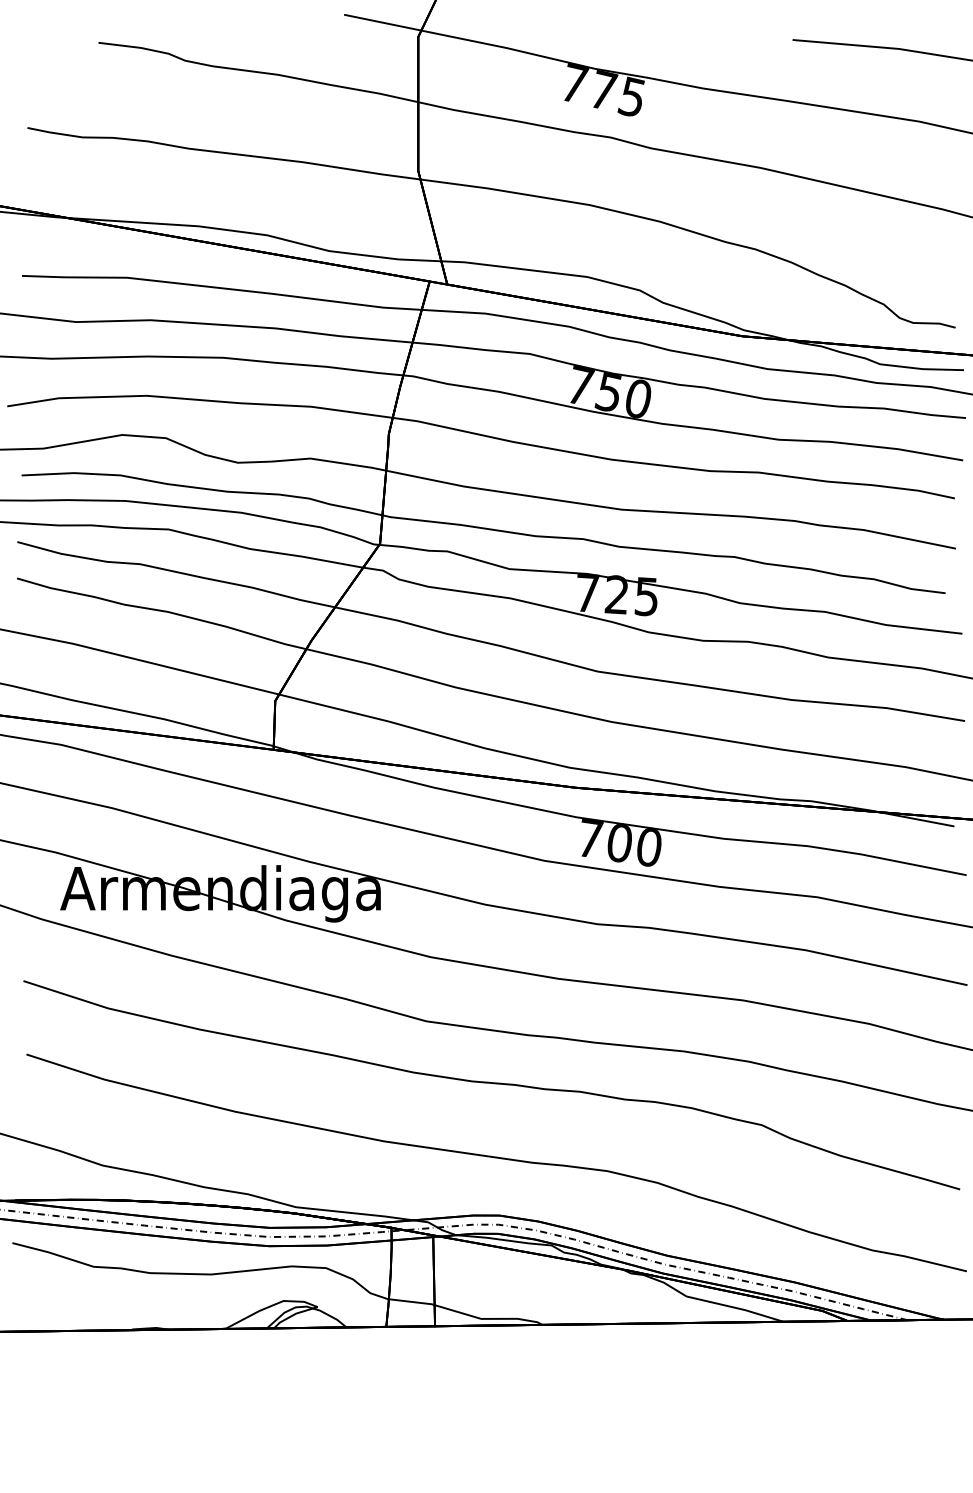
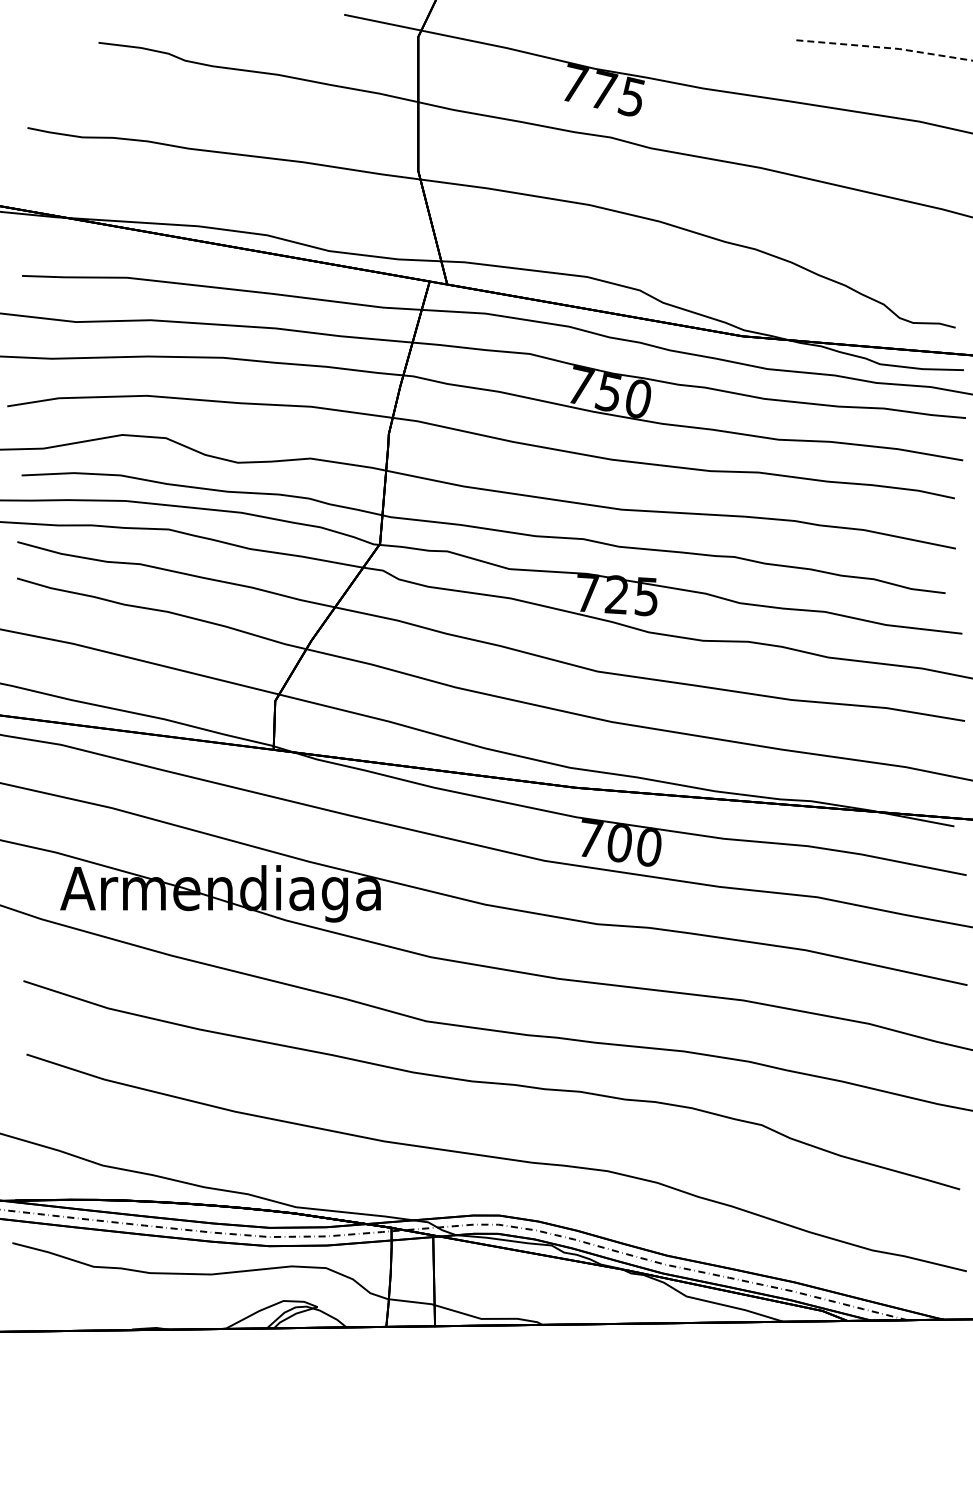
line: solid -> dashed (883, 47)
